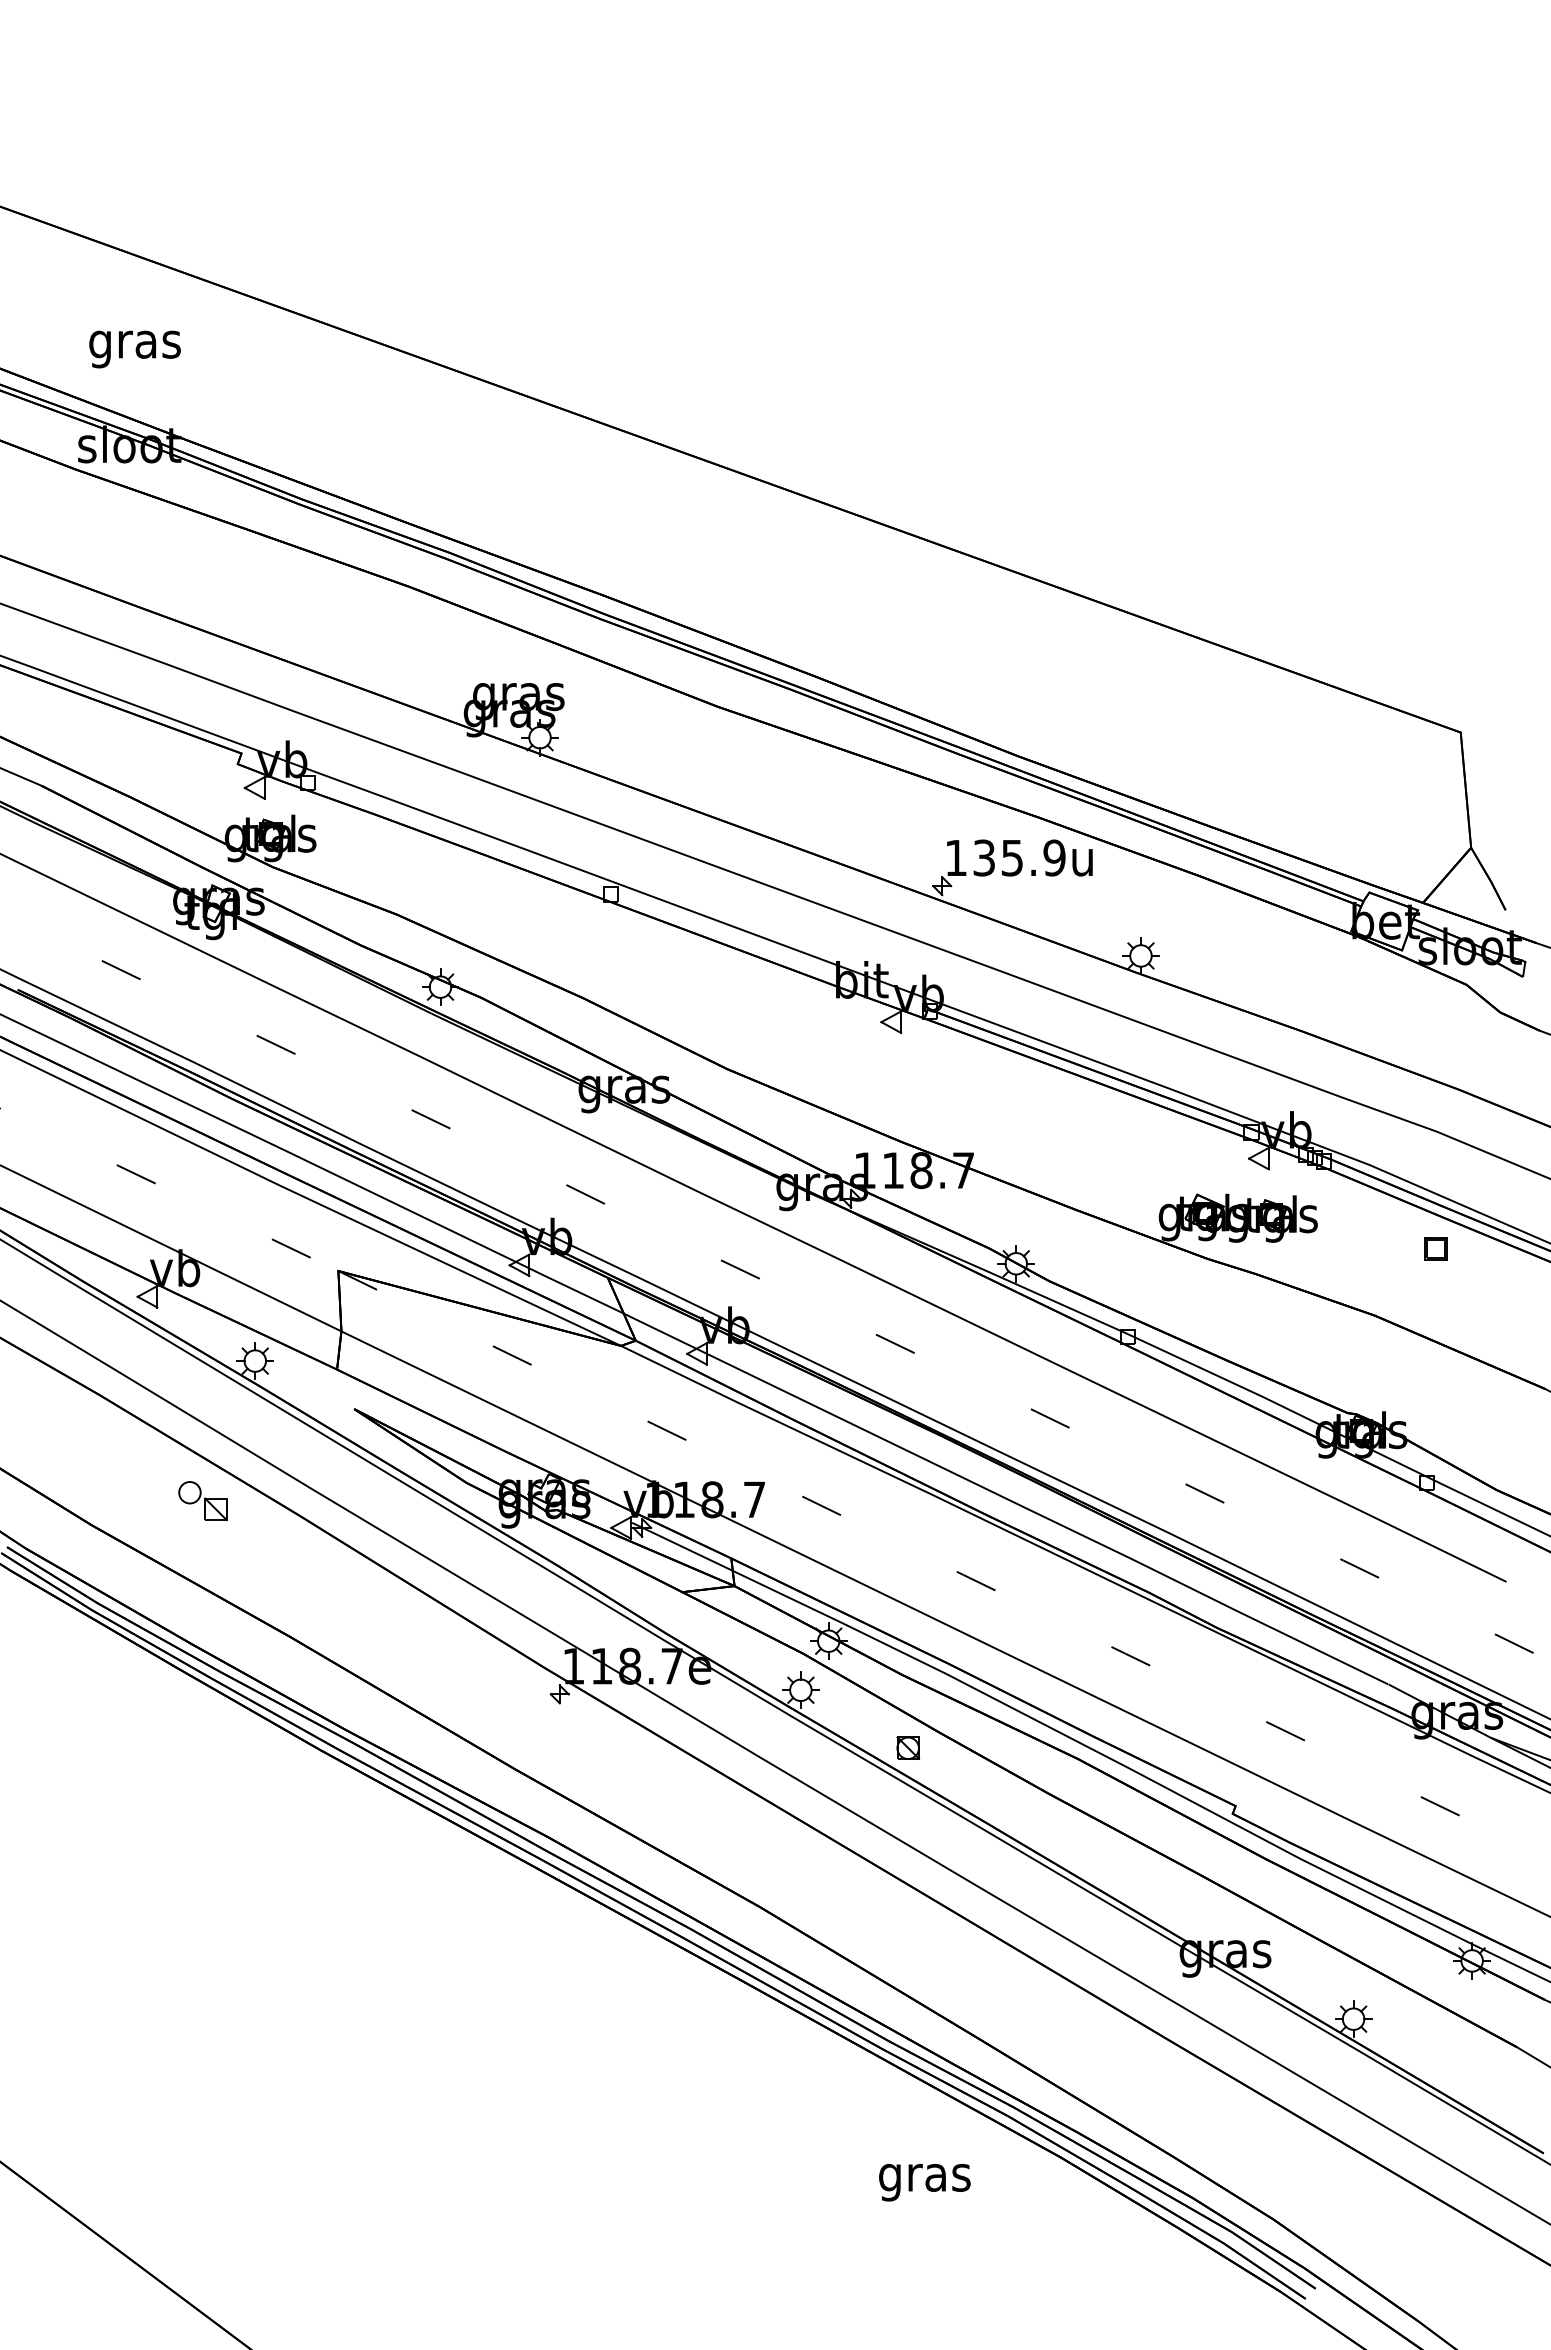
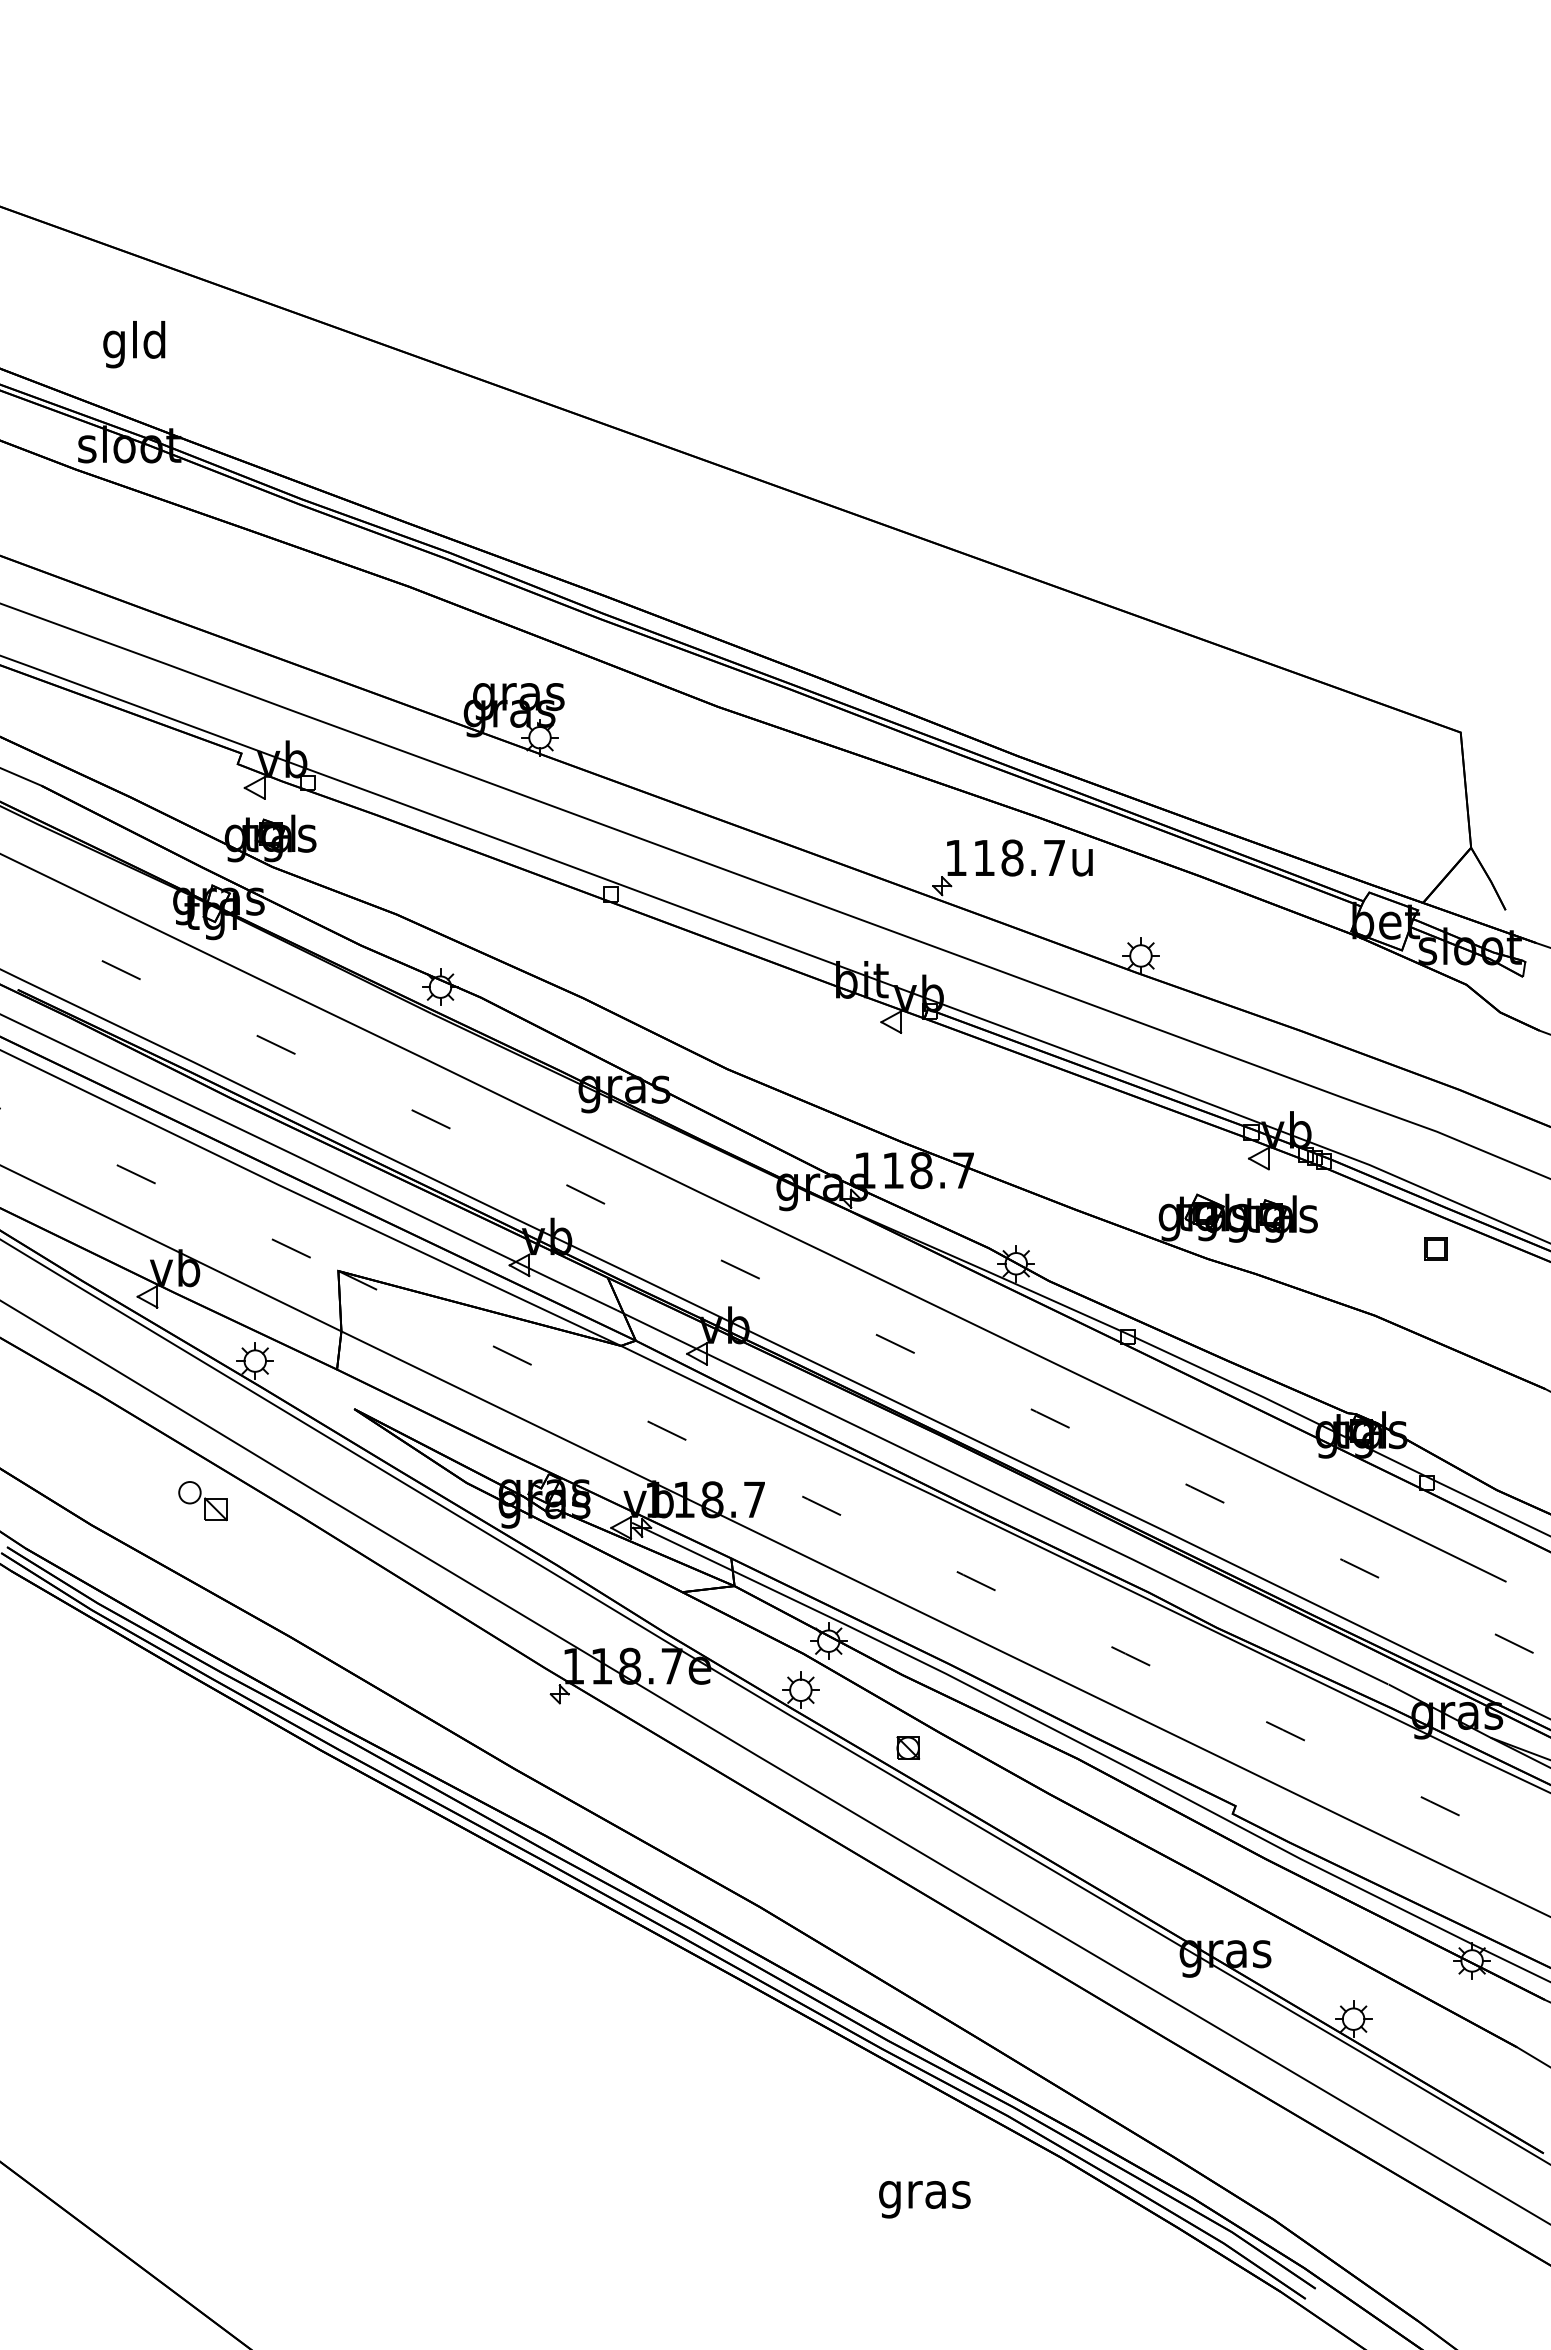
text: gras -> gld (134, 344)
text: 135.9u -> 118.7u (1019, 857)
text position: (924, 2182) -> (924, 2199) (924, 2199)
